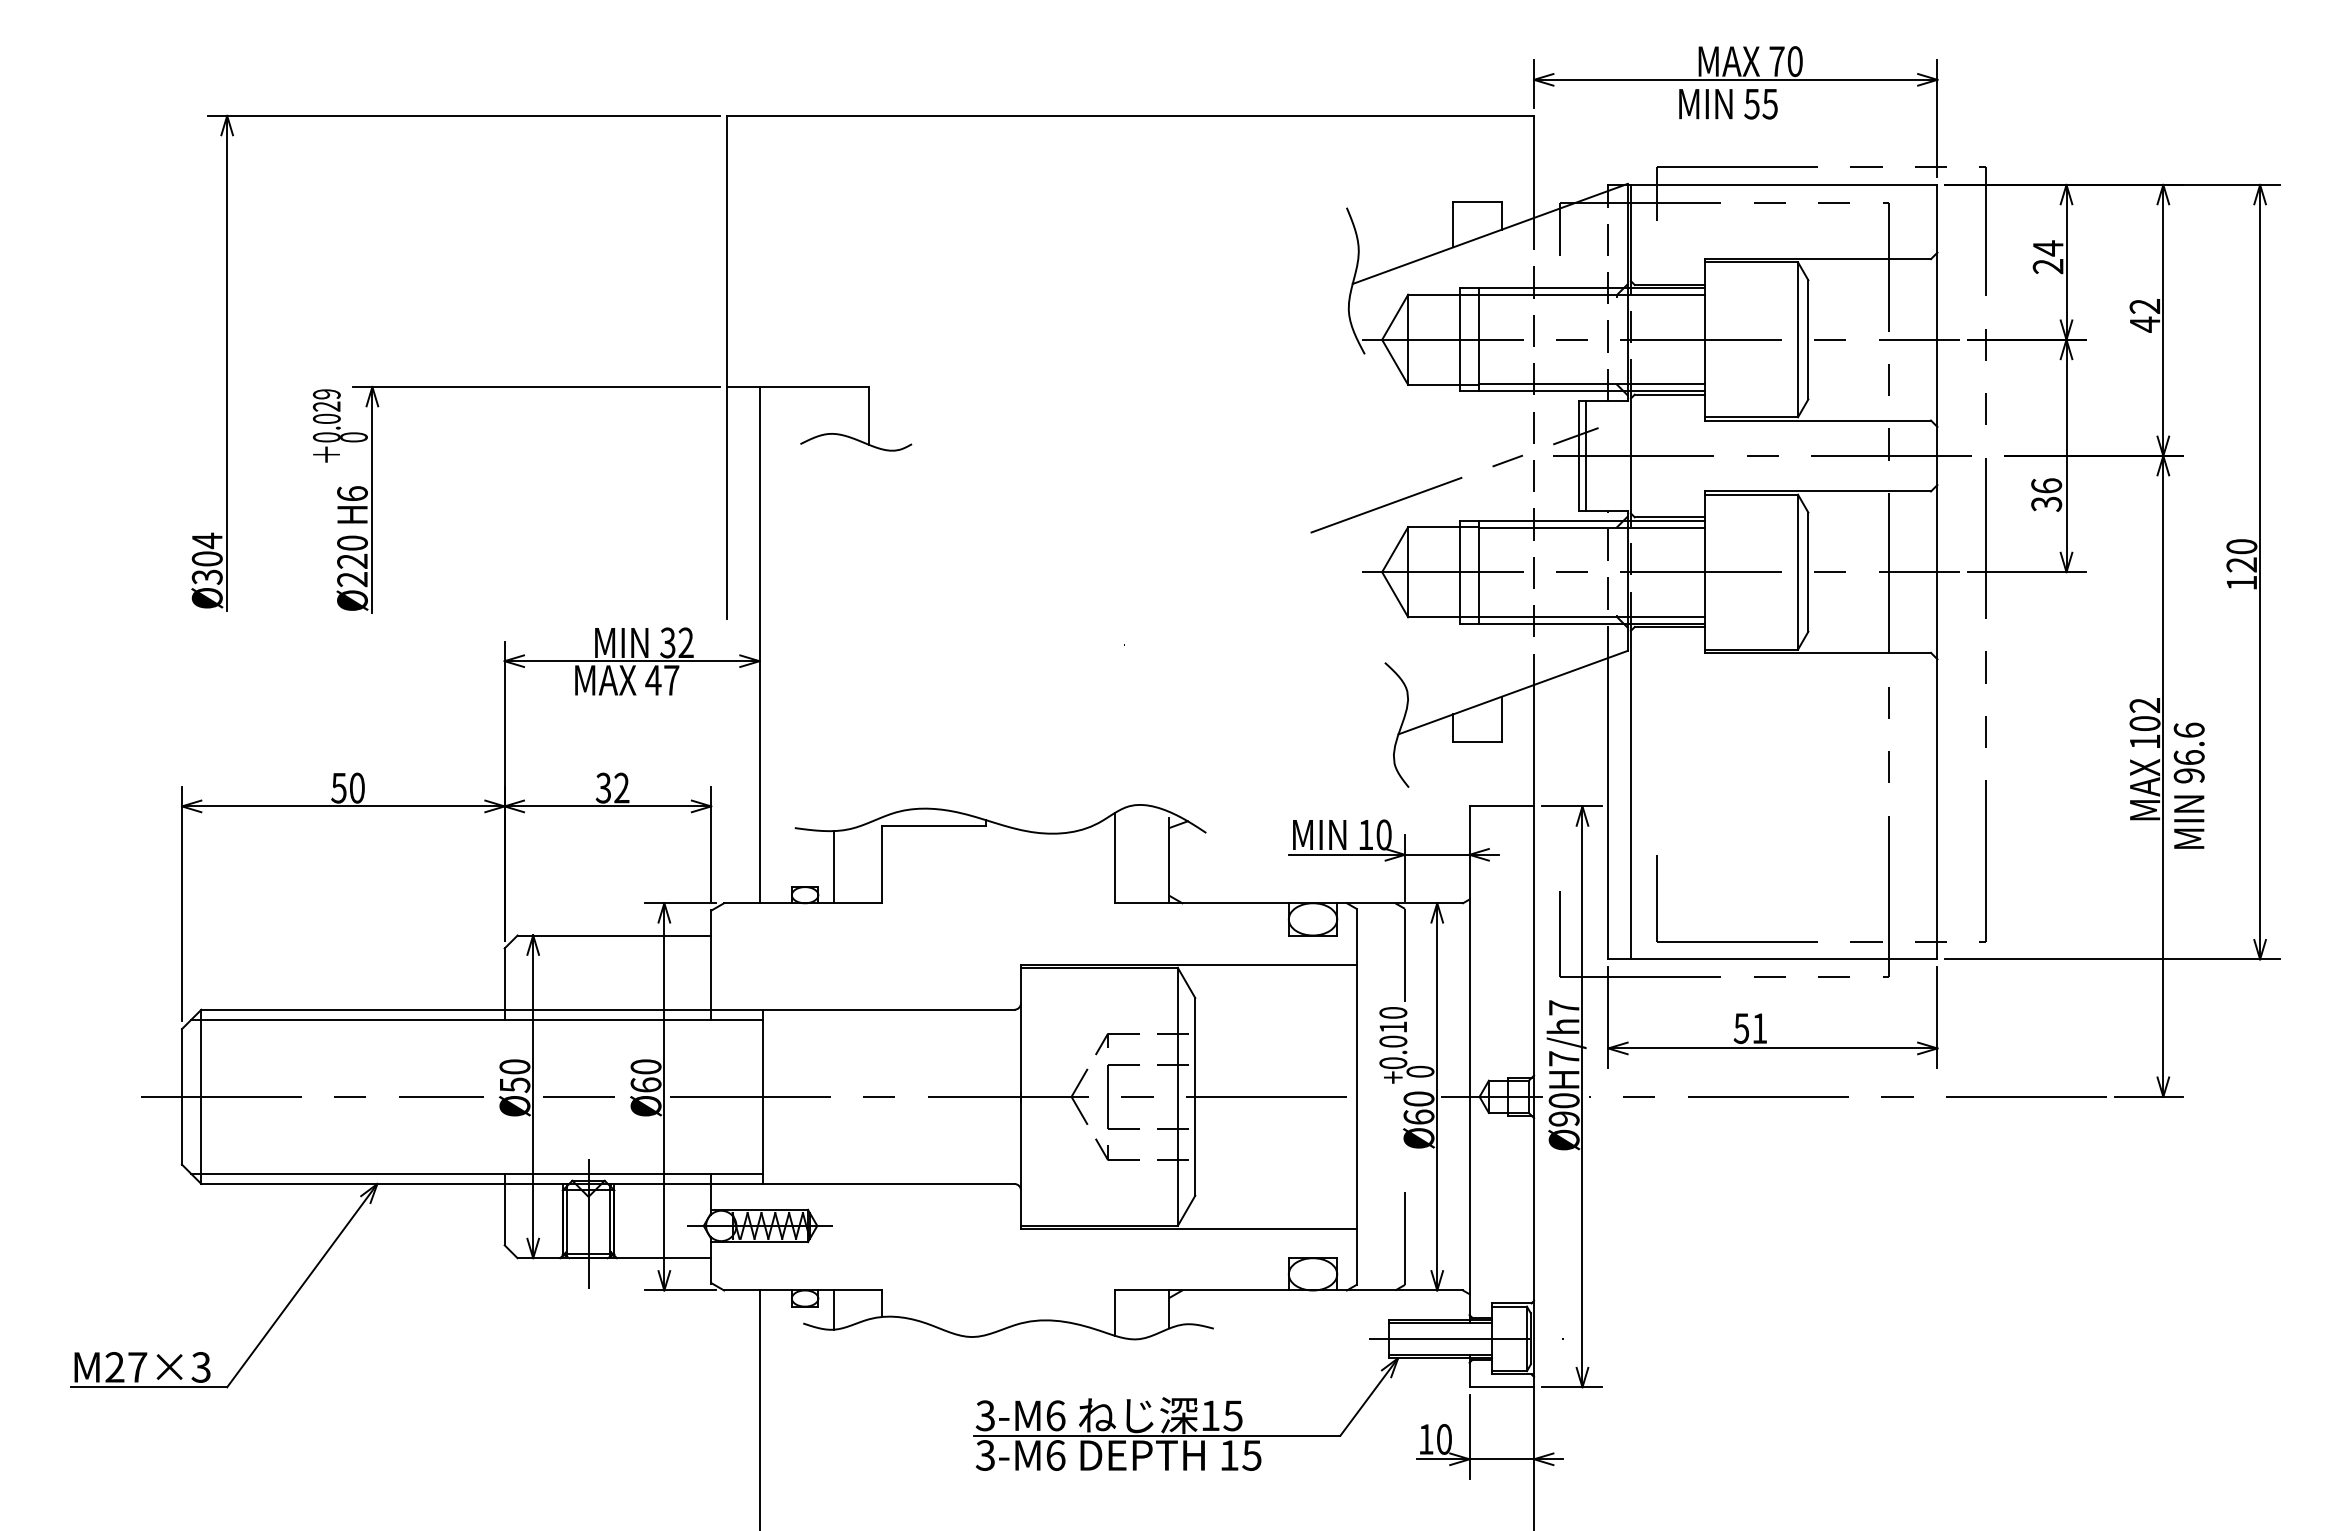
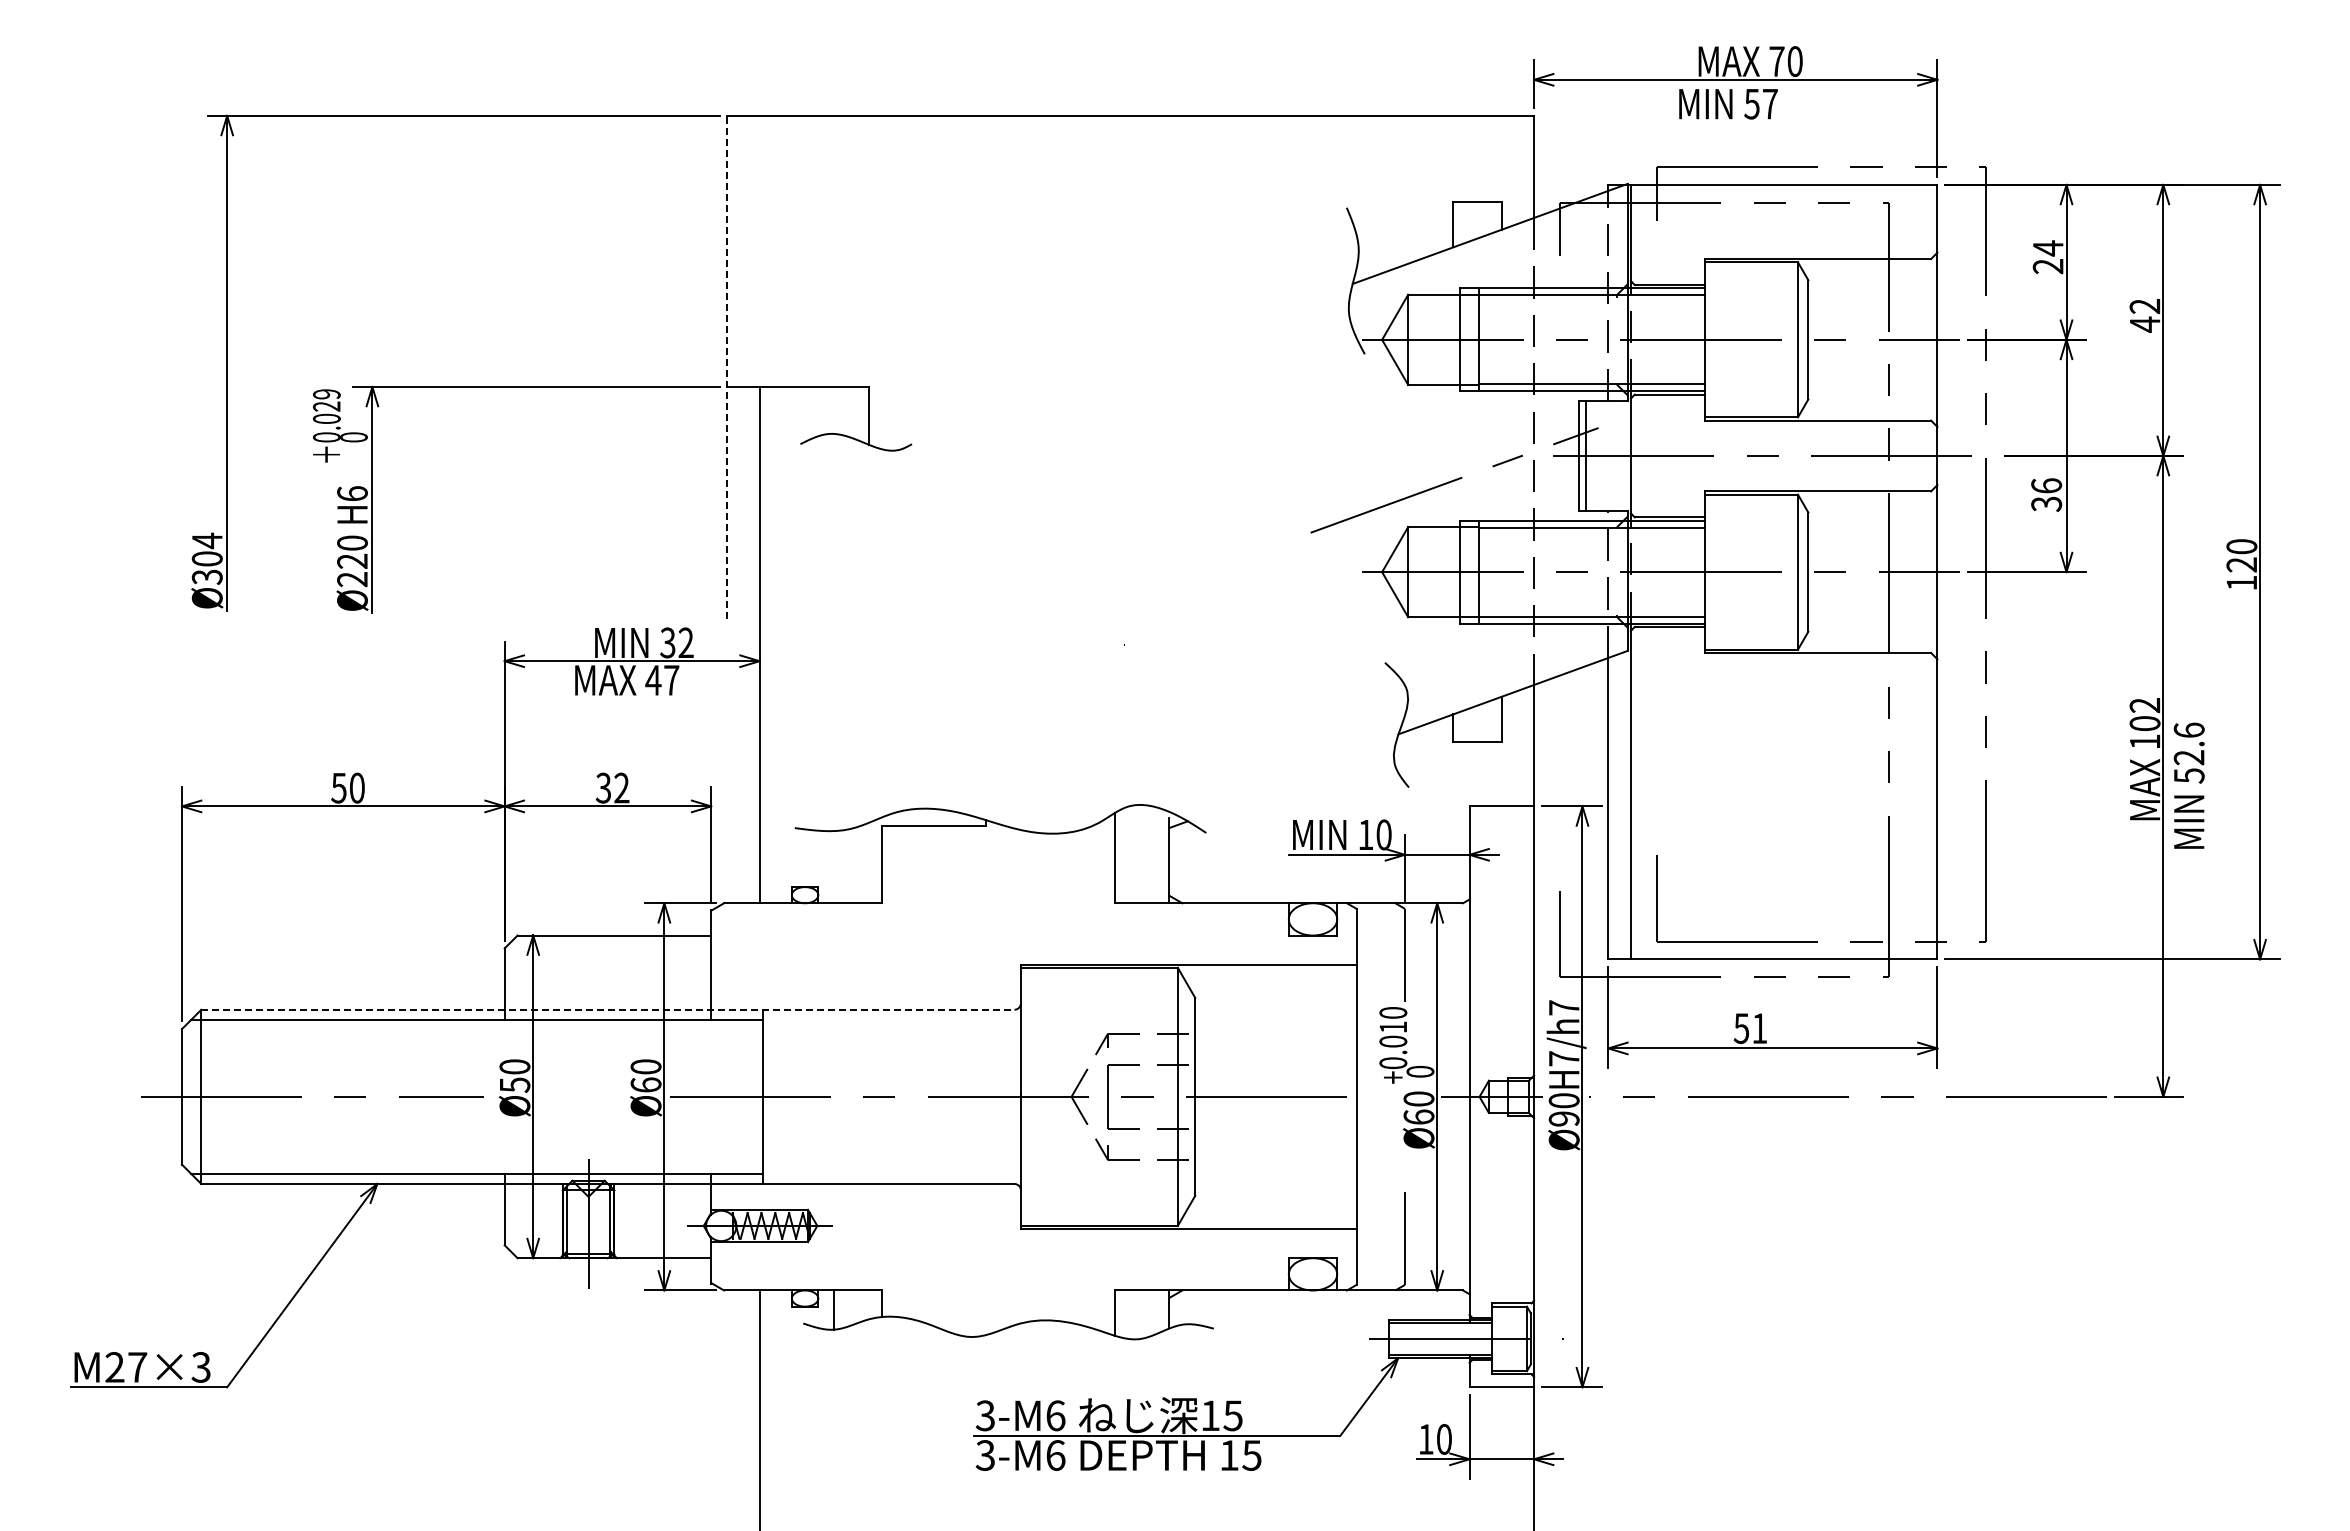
text: 55 -> 57 (1769, 104)
line: solid -> dashed (727, 367)
text: 96.6 -> 52.6 (2188, 766)
line: present -> none (833, 867)
line: solid -> dashed (607, 1009)
line: present -> none (578, 1096)
